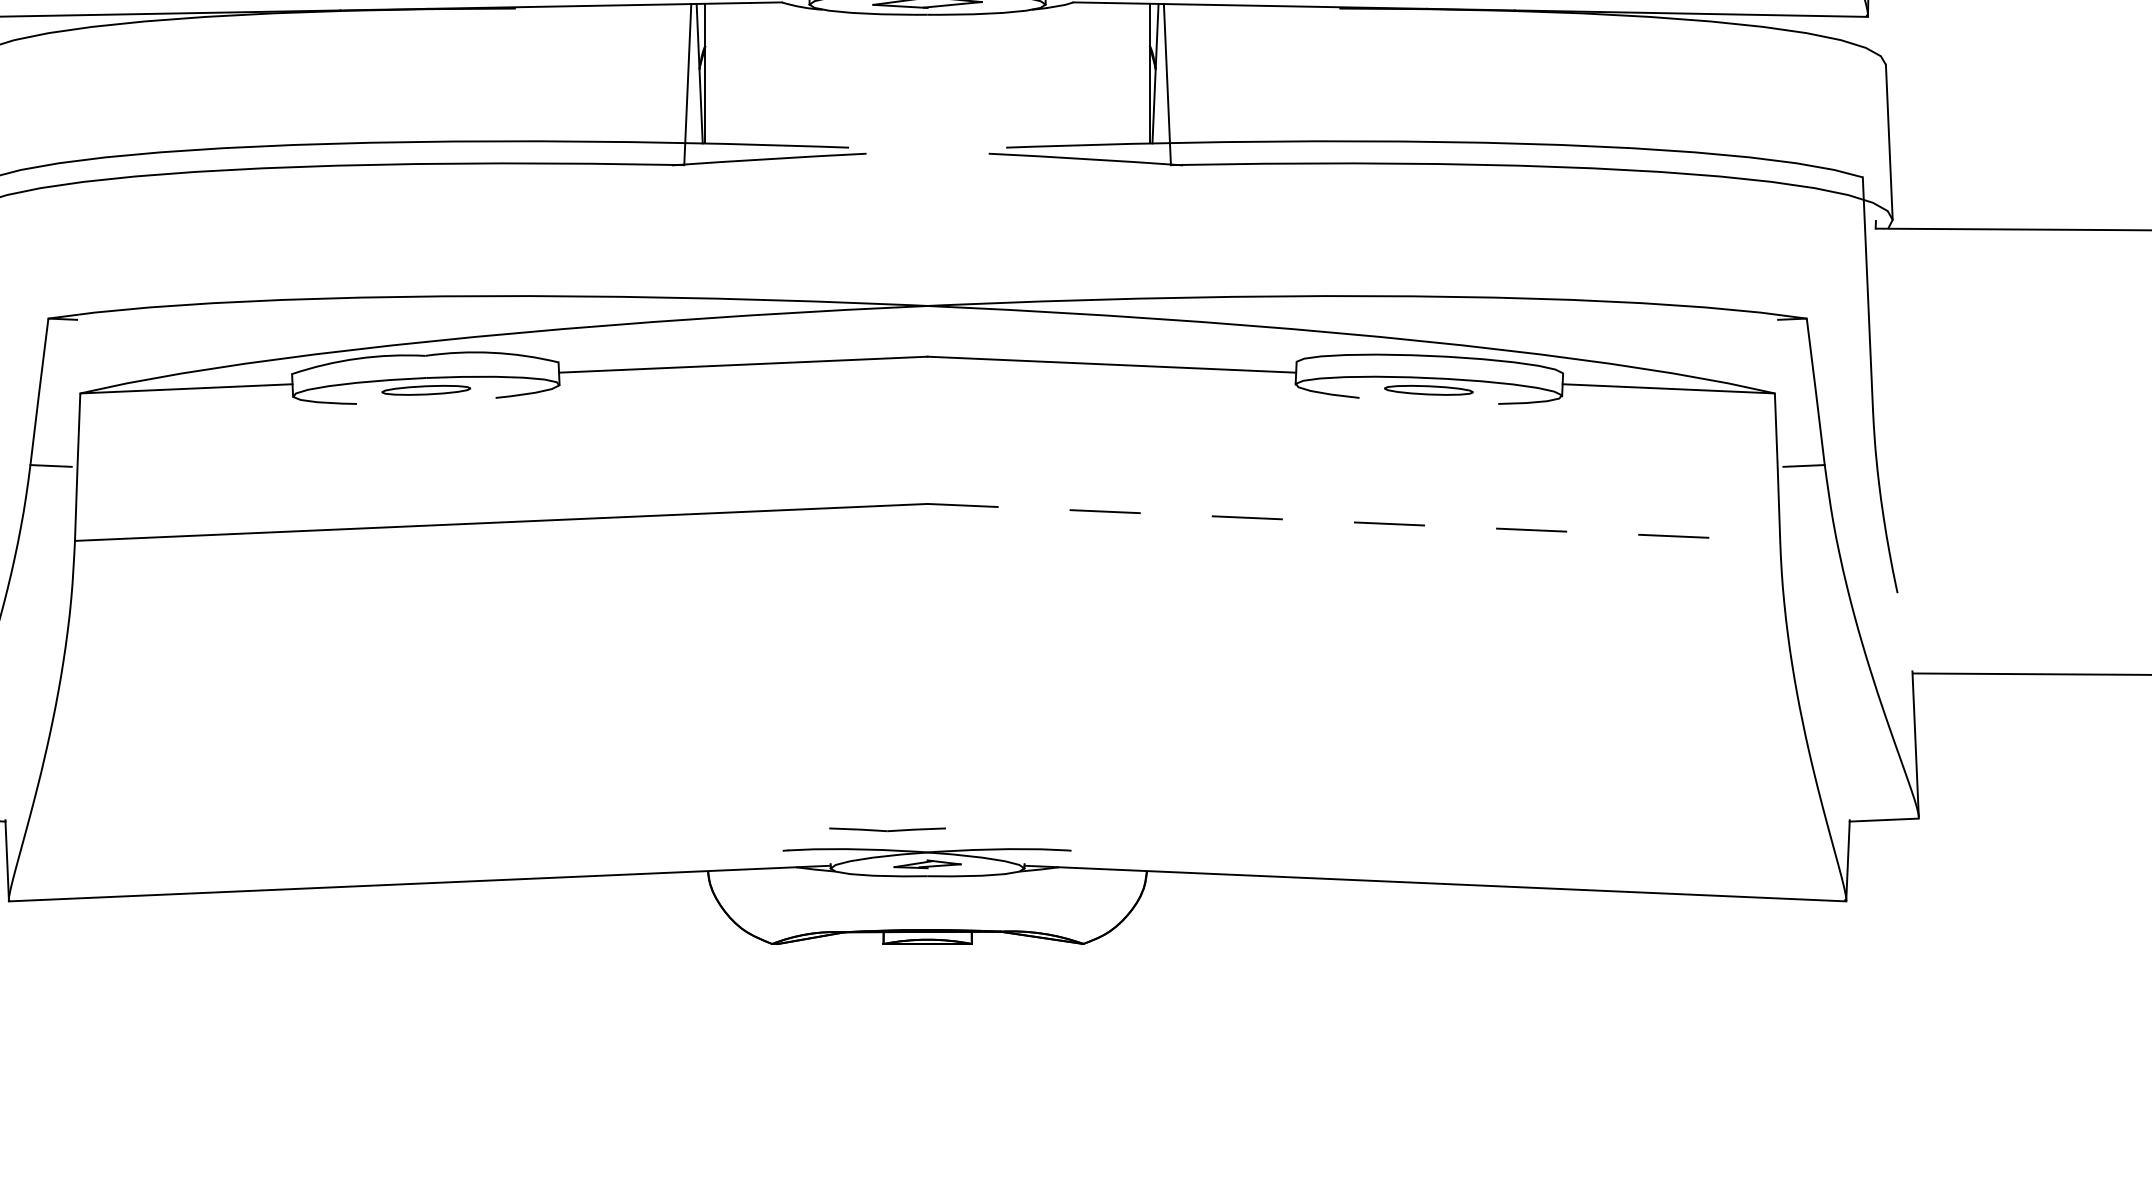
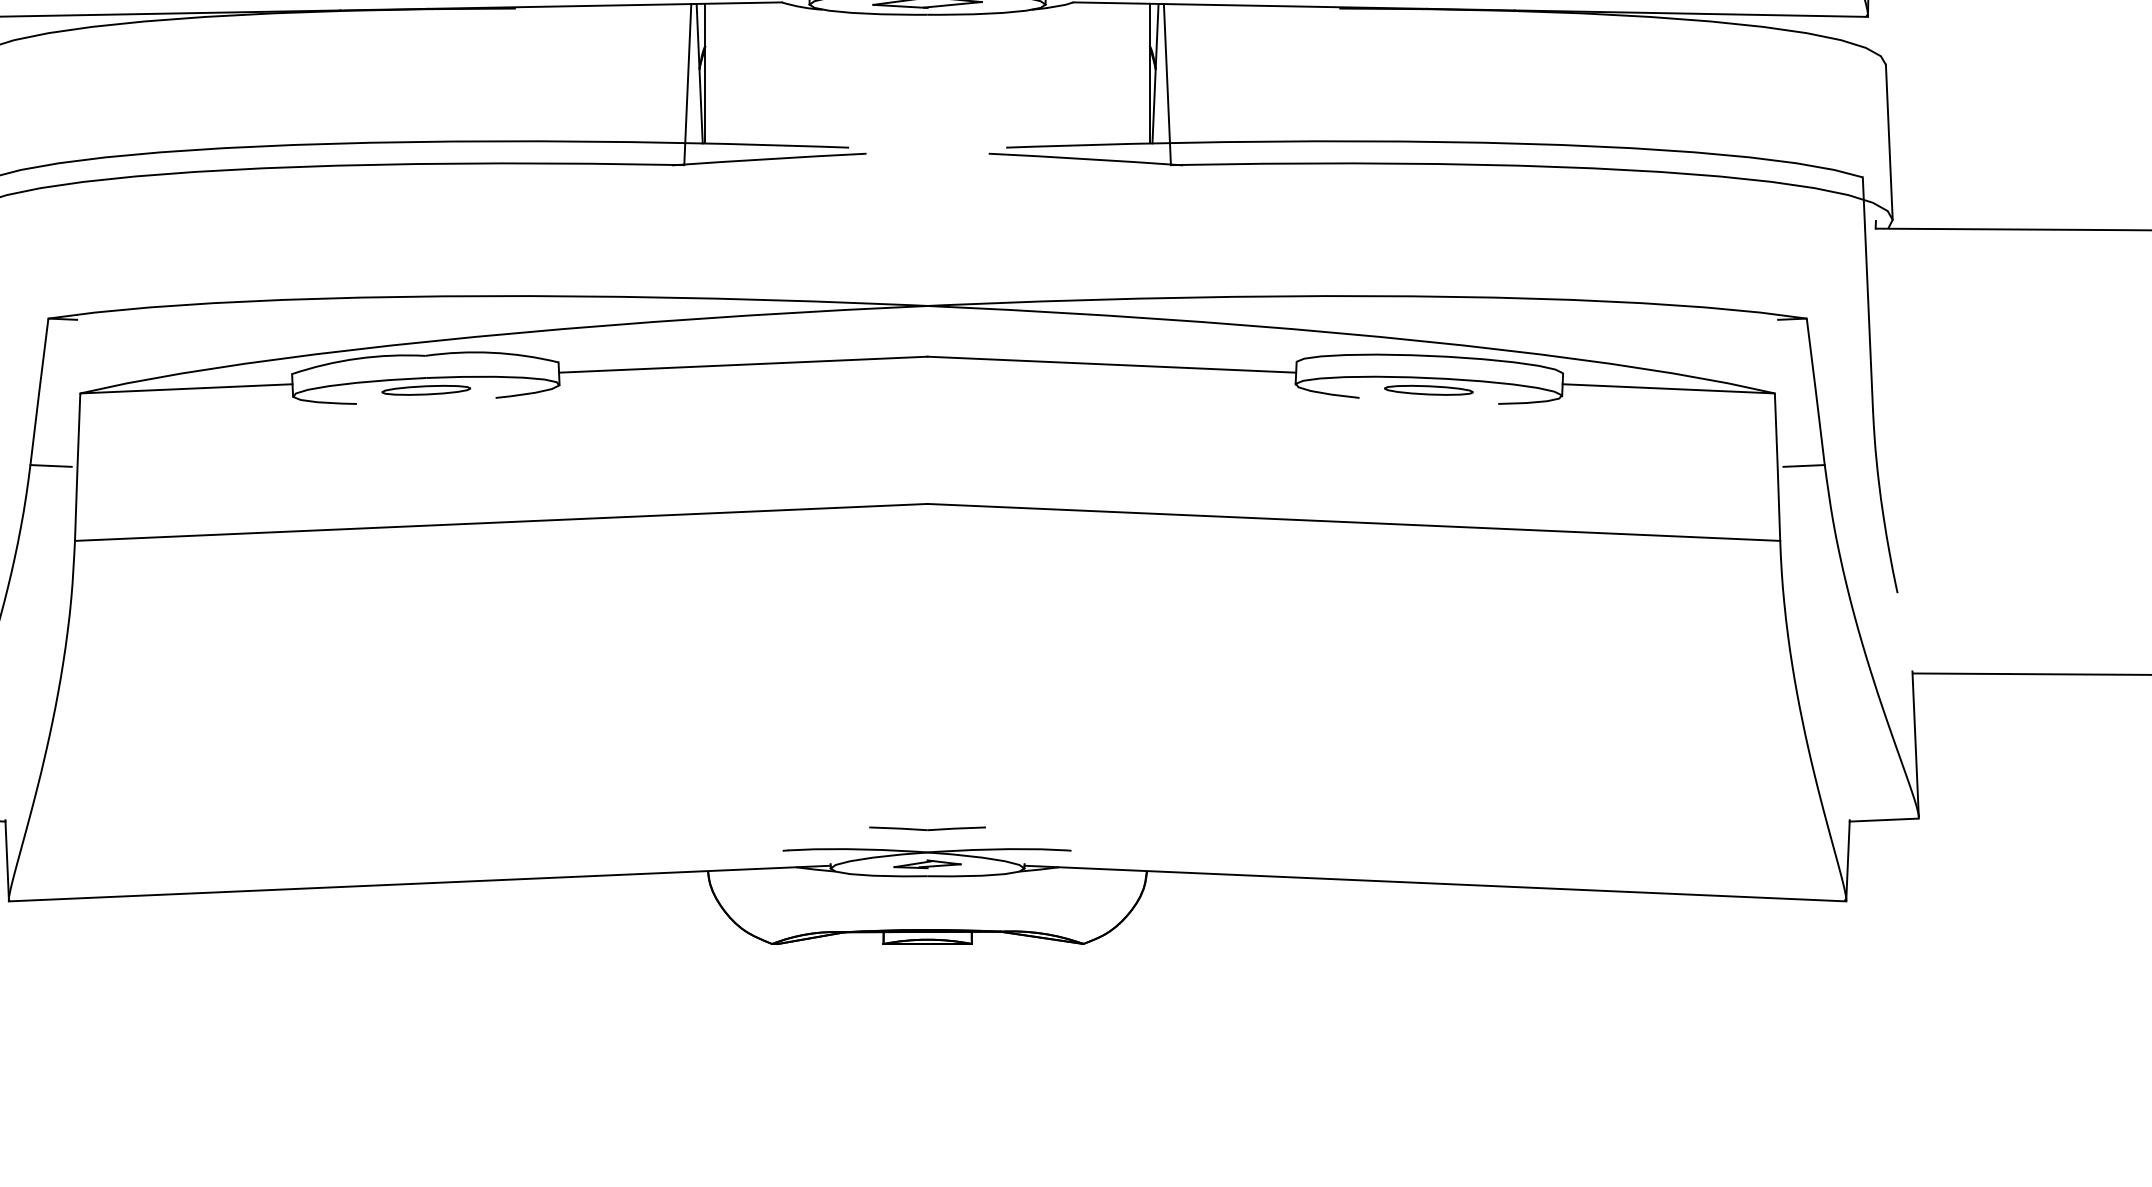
line: dashed -> solid (1353, 522)
part position: (887, 829) -> (927, 828) (927, 828)
